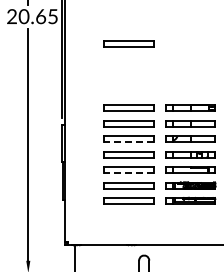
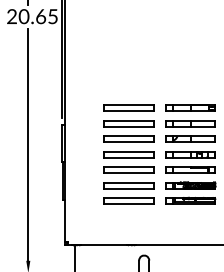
part: present -> none (128, 43)
line: dashed -> solid (128, 142)
line: dashed -> solid (128, 173)
